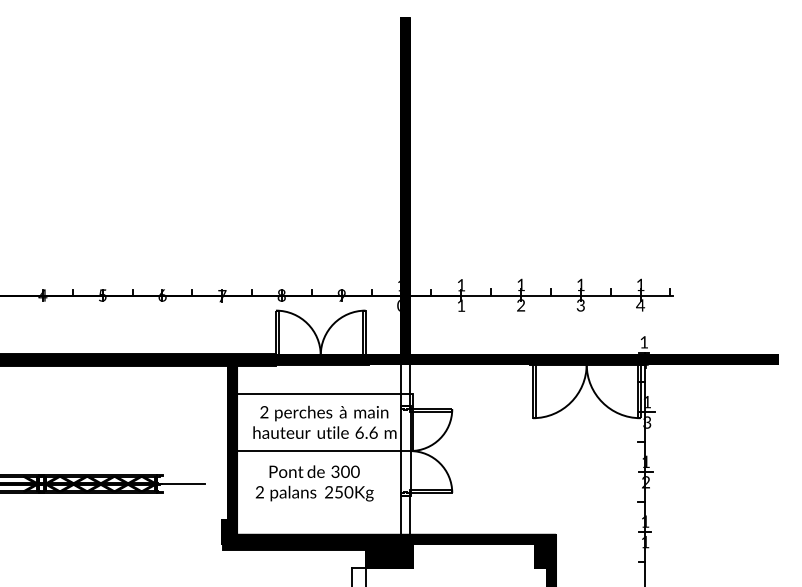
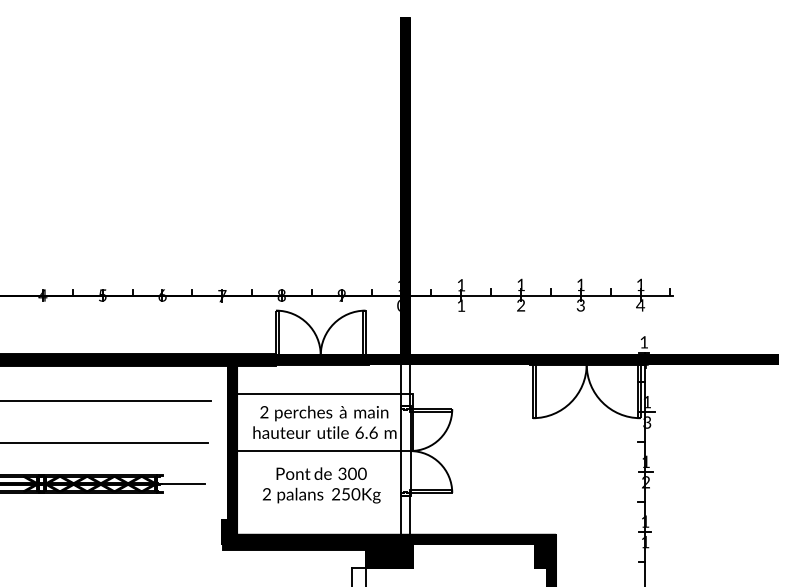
line: none -> present (106, 400)
line: none -> present (105, 442)
text position: (314, 483) -> (321, 485) (321, 485)
